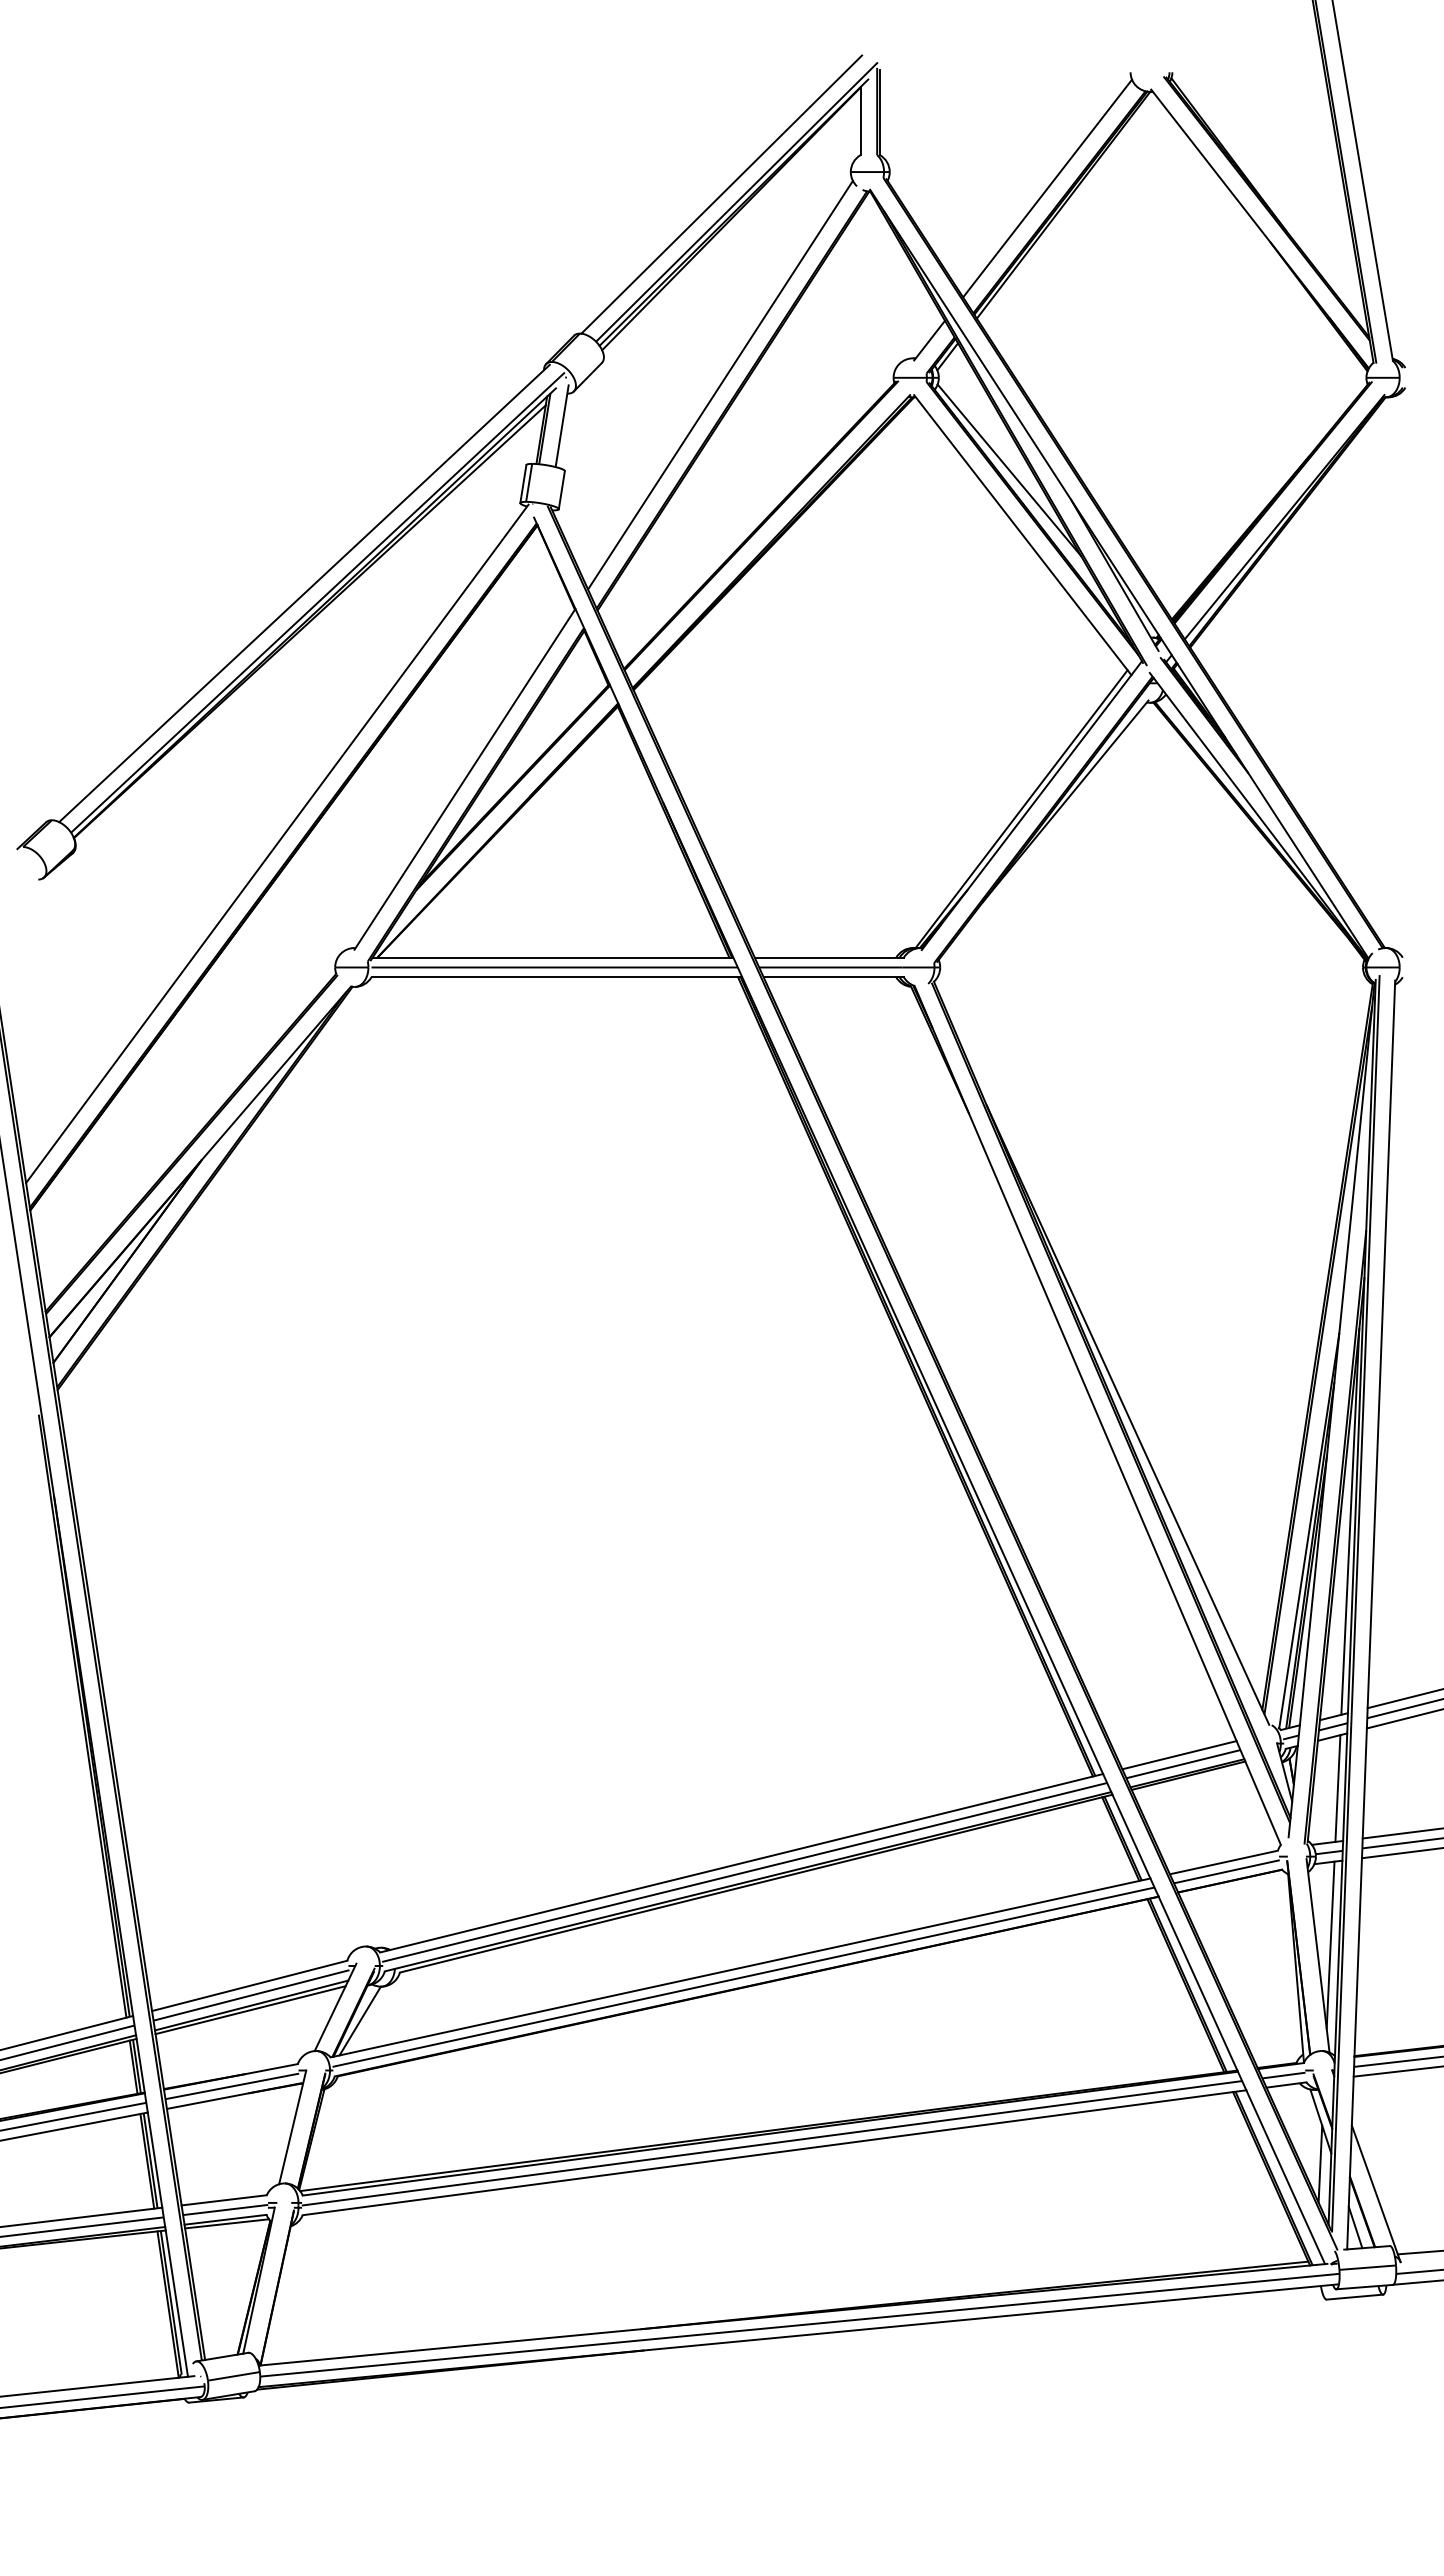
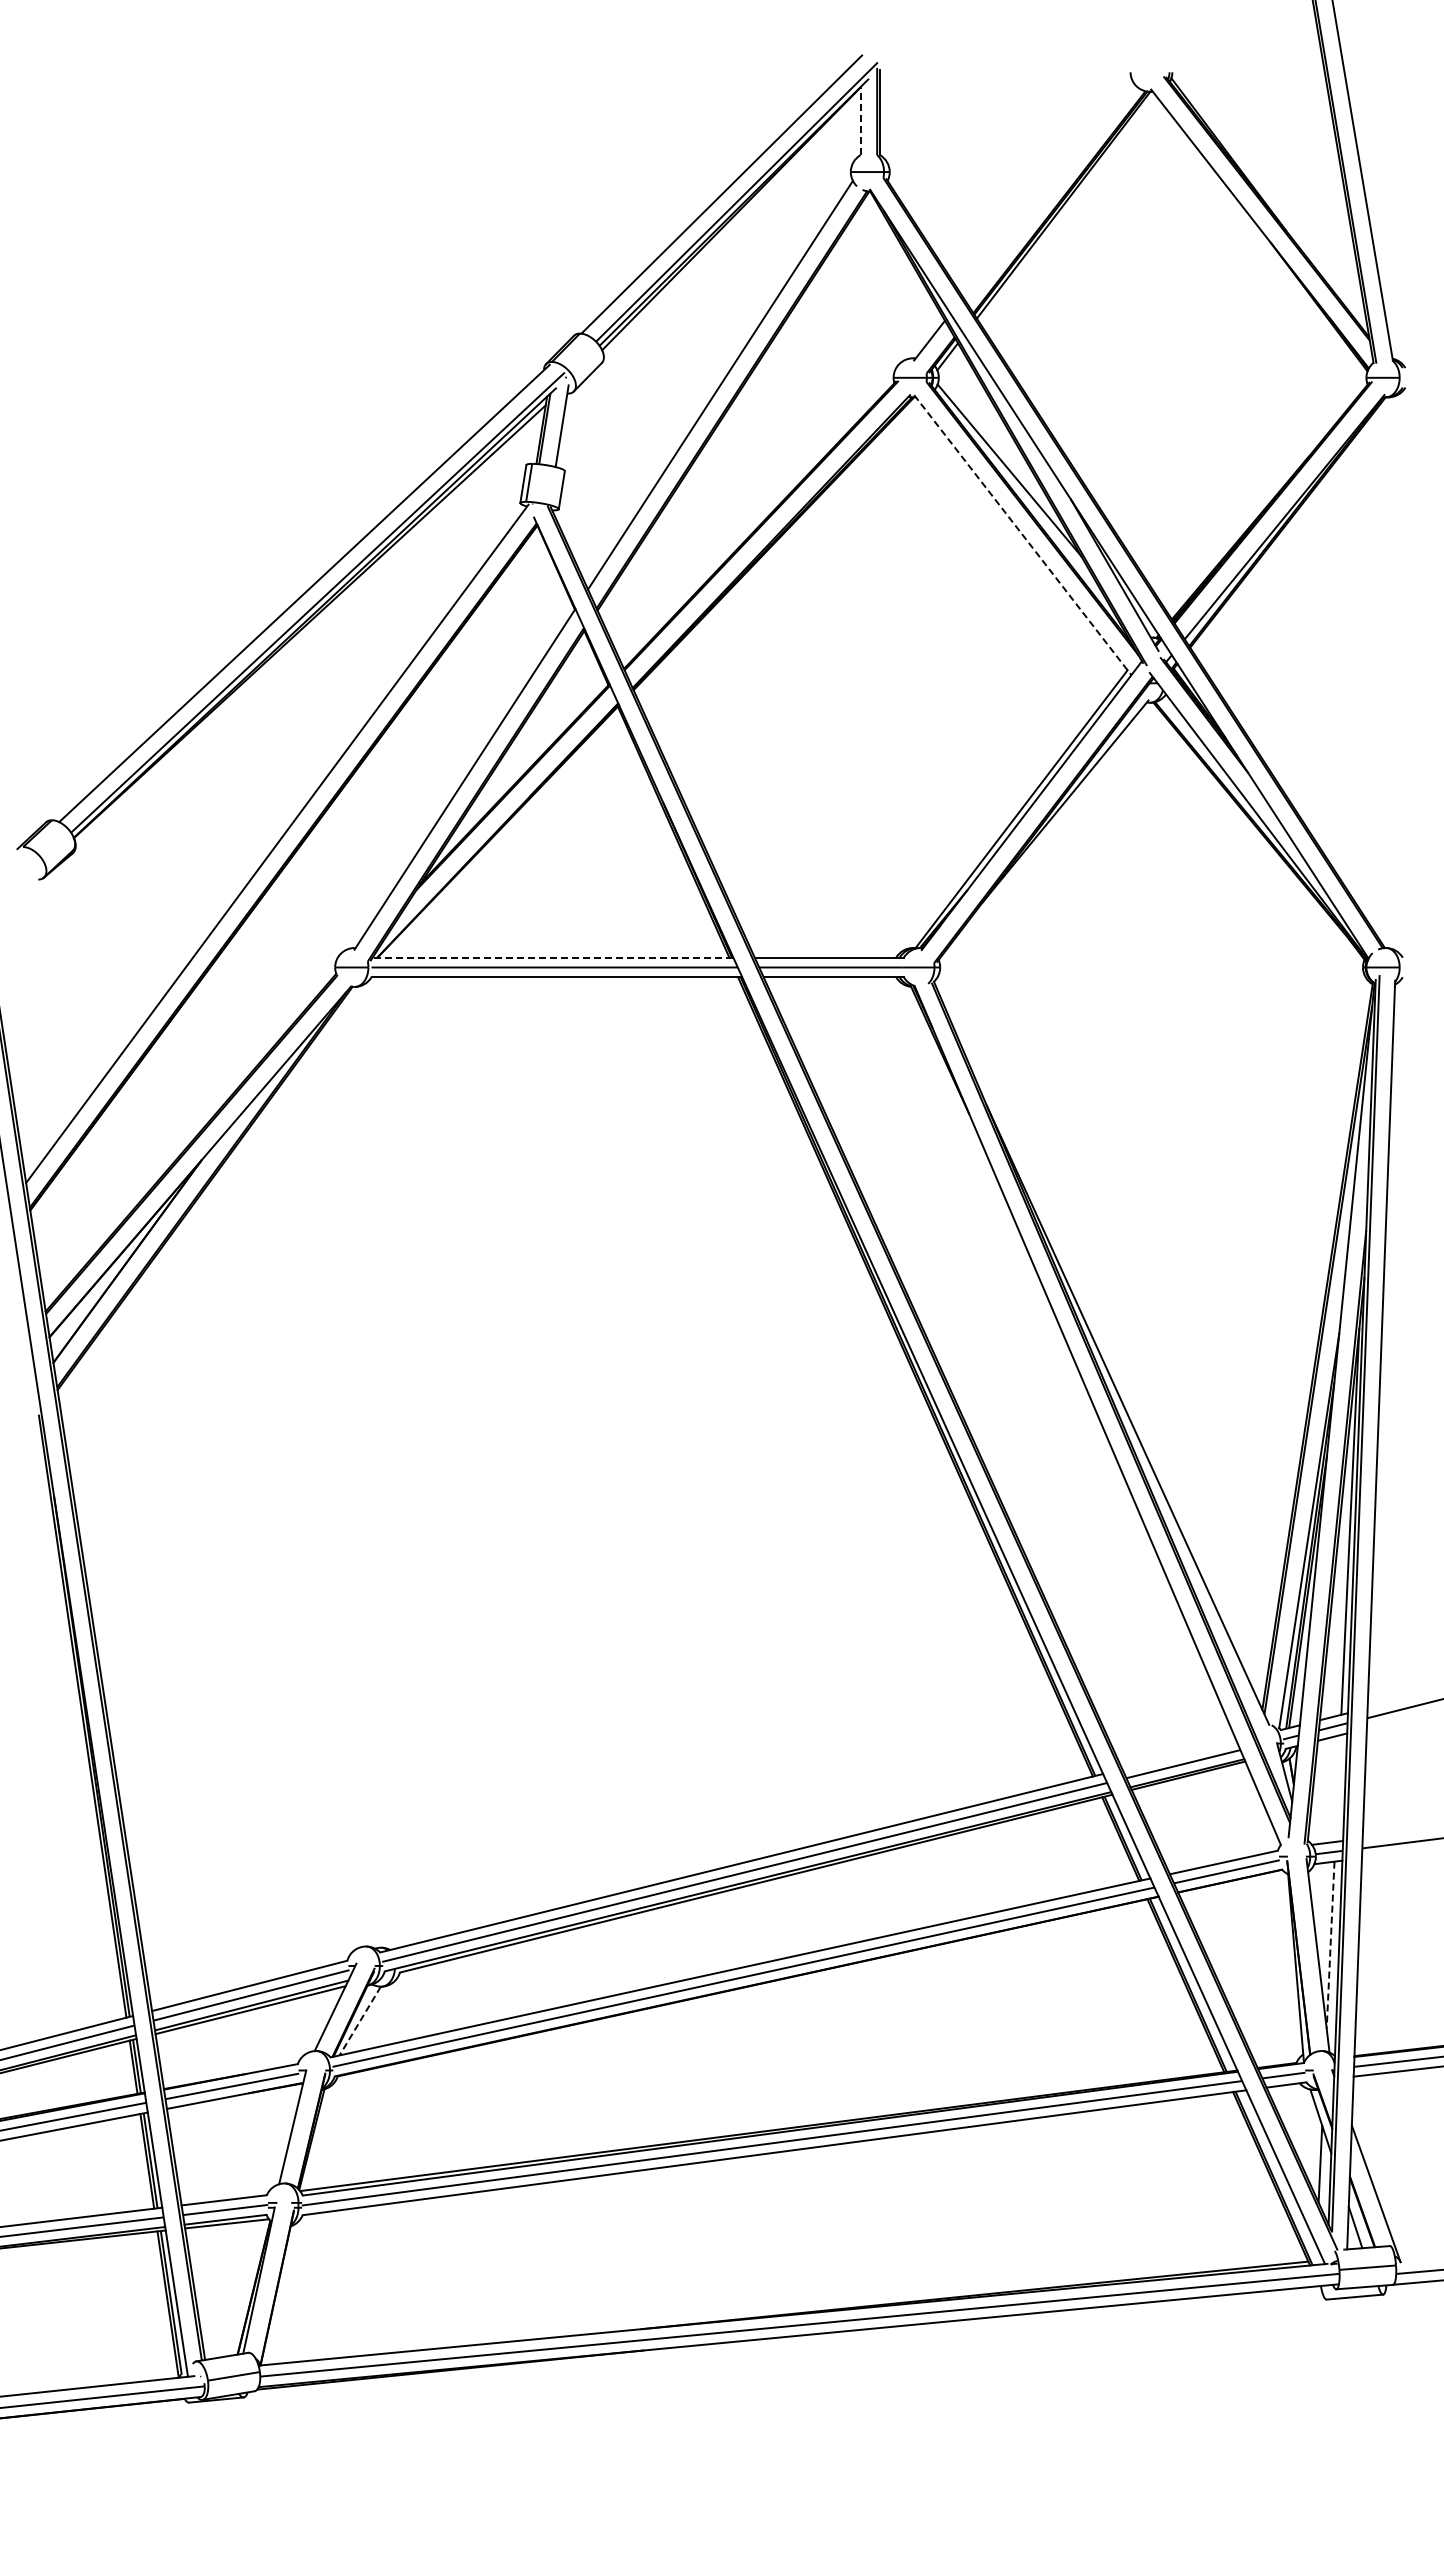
line: solid -> dashed (860, 120)
line: present -> none (1047, 188)
line: solid -> dashed (1023, 535)
line: solid -> dashed (552, 957)
line: present -> none (1403, 1698)
line: present -> none (1403, 1718)
line: present -> none (1179, 1755)
line: present -> none (1337, 1788)
line: present -> none (1401, 1833)
line: present -> none (1400, 1853)
line: solid -> dashed (1330, 1945)
line: solid -> dashed (359, 2021)
line: present -> none (1418, 2252)
